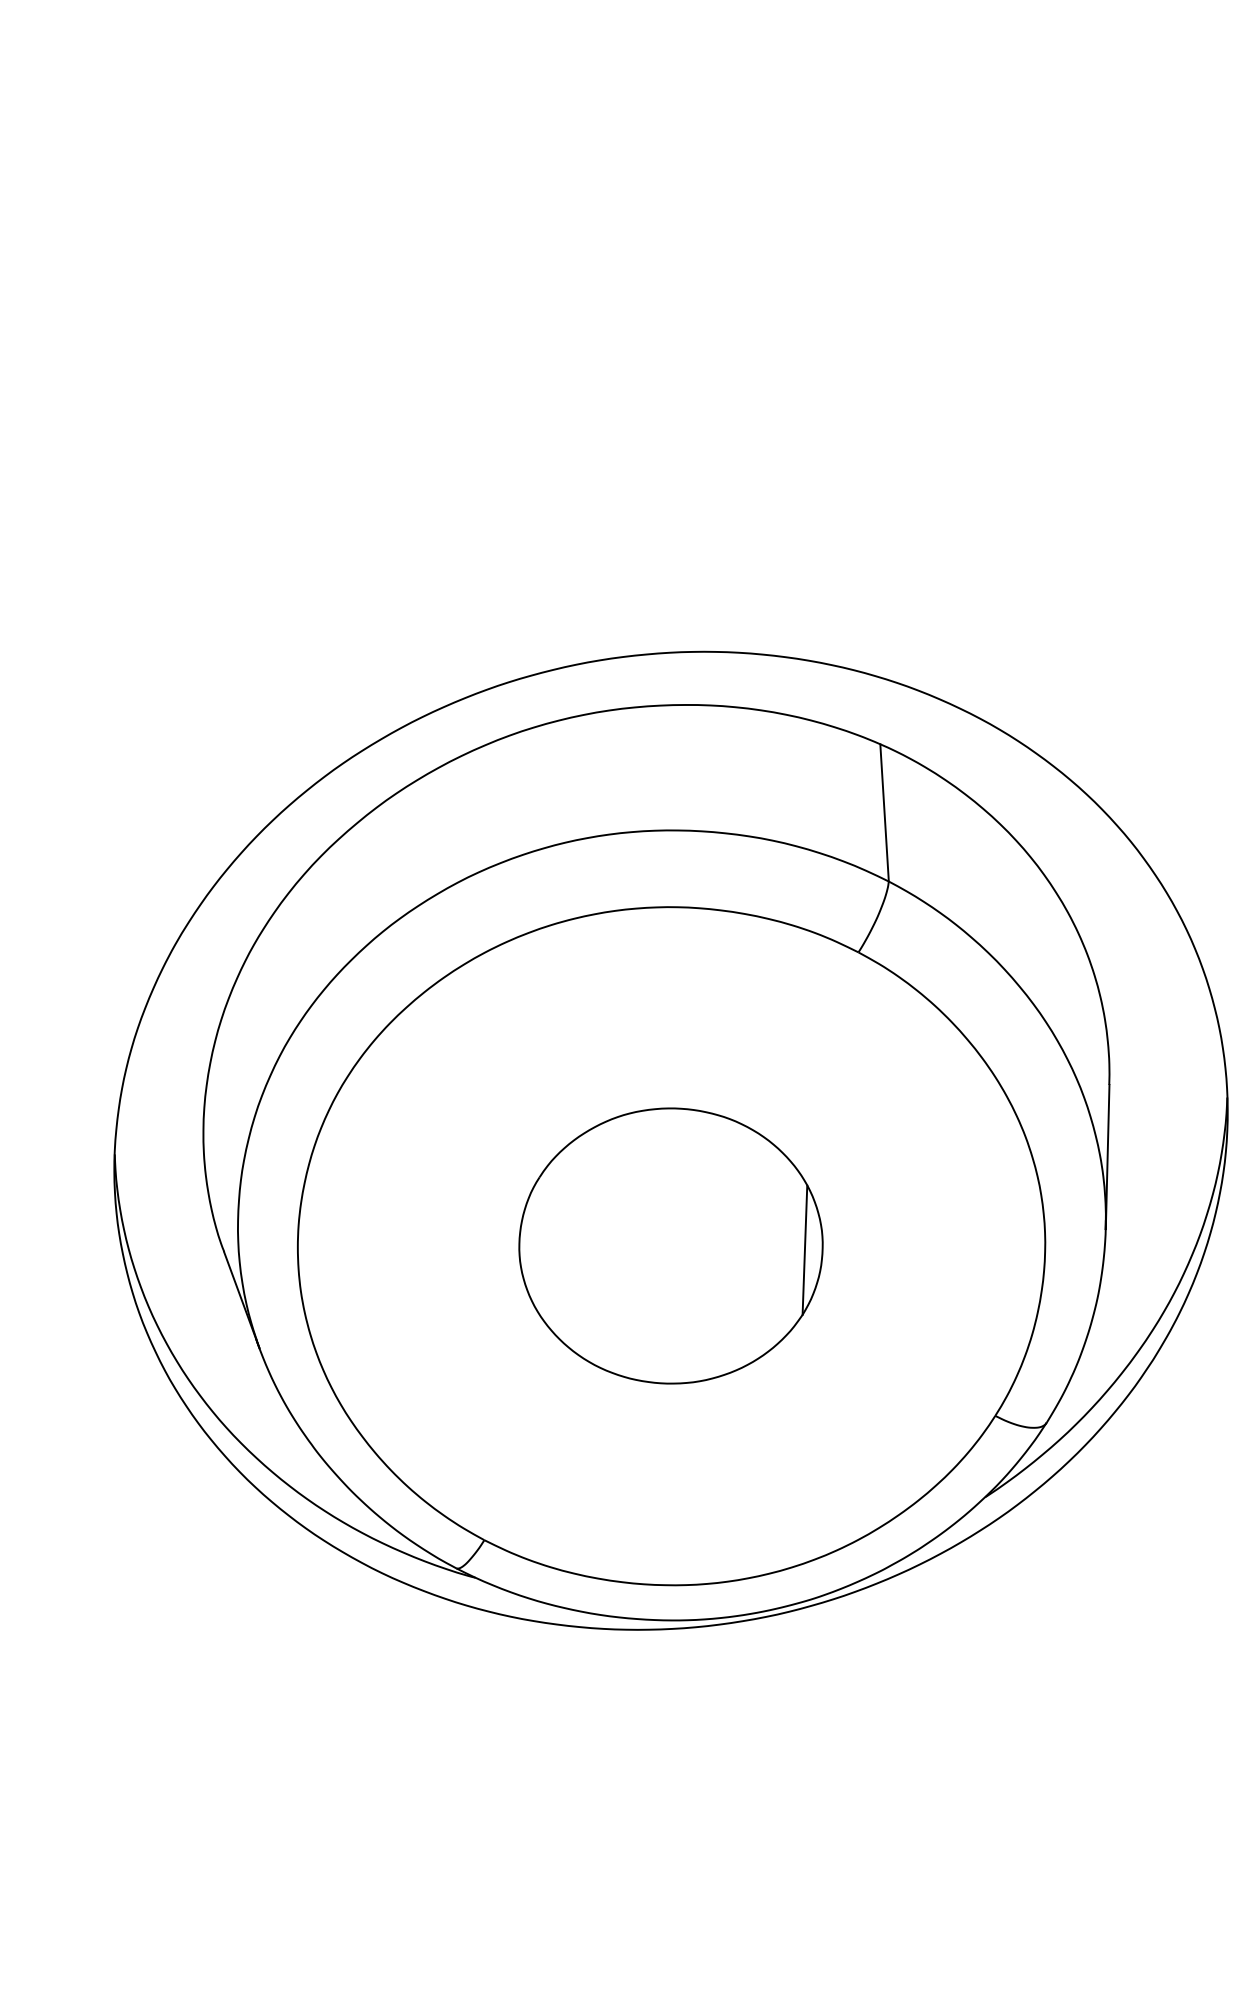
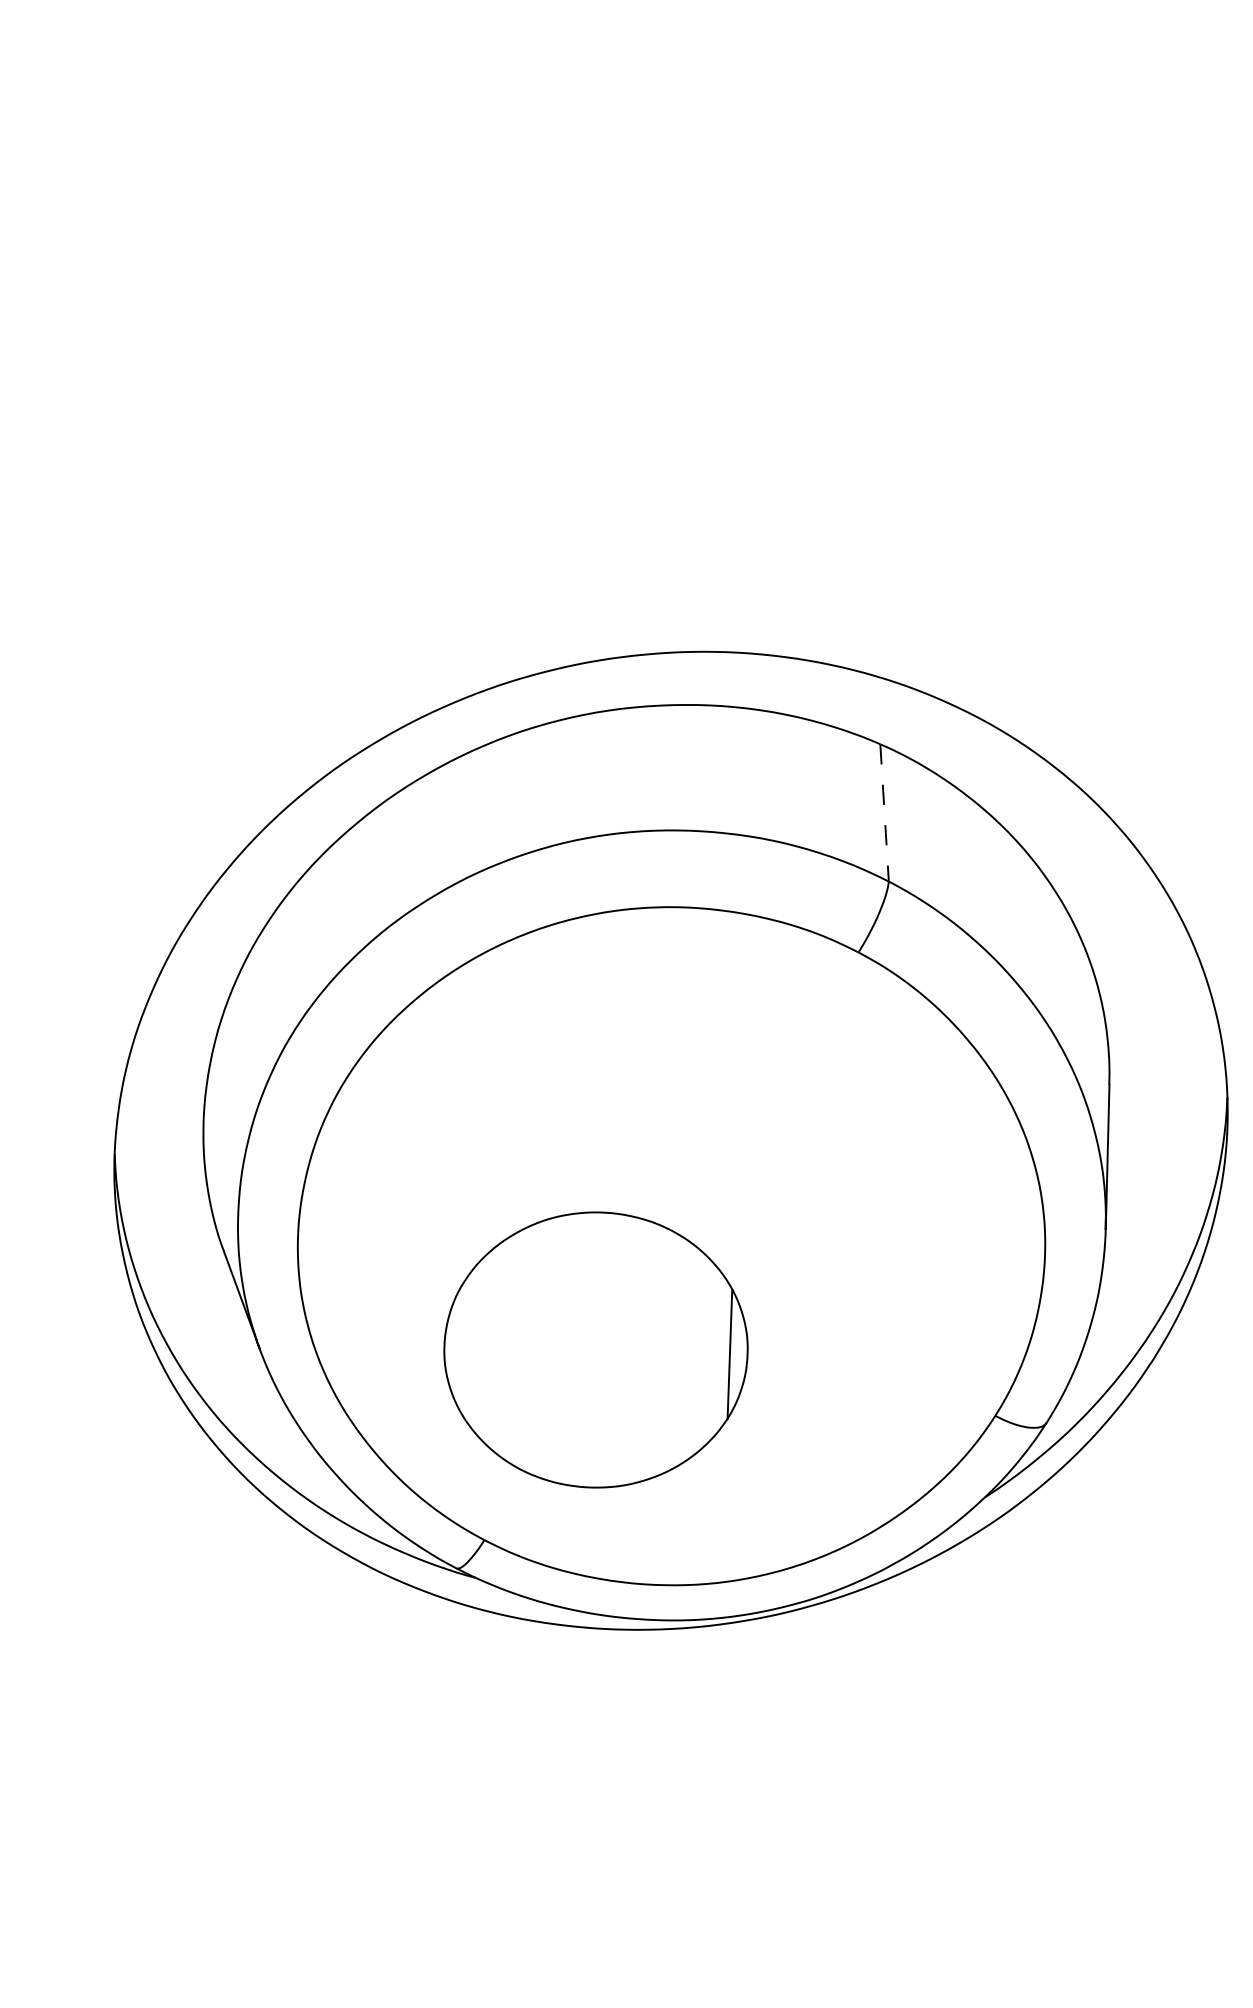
line: solid -> dashed (884, 812)
part position: (670, 1245) -> (595, 1349) (595, 1349)
